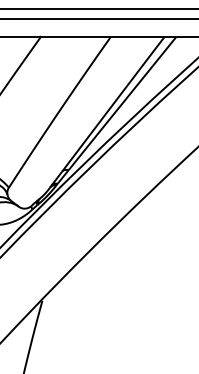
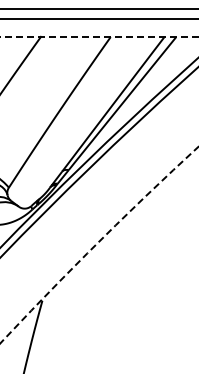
line: solid -> dashed (99, 37)
arc: solid -> dashed (97, 243)
